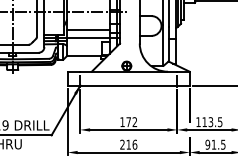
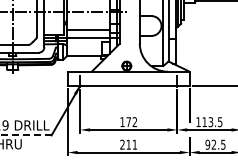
line: solid -> dashed (25, 135)
text: 216 -> 211 (134, 144)
text: 91.5 -> 92.5 (213, 144)
